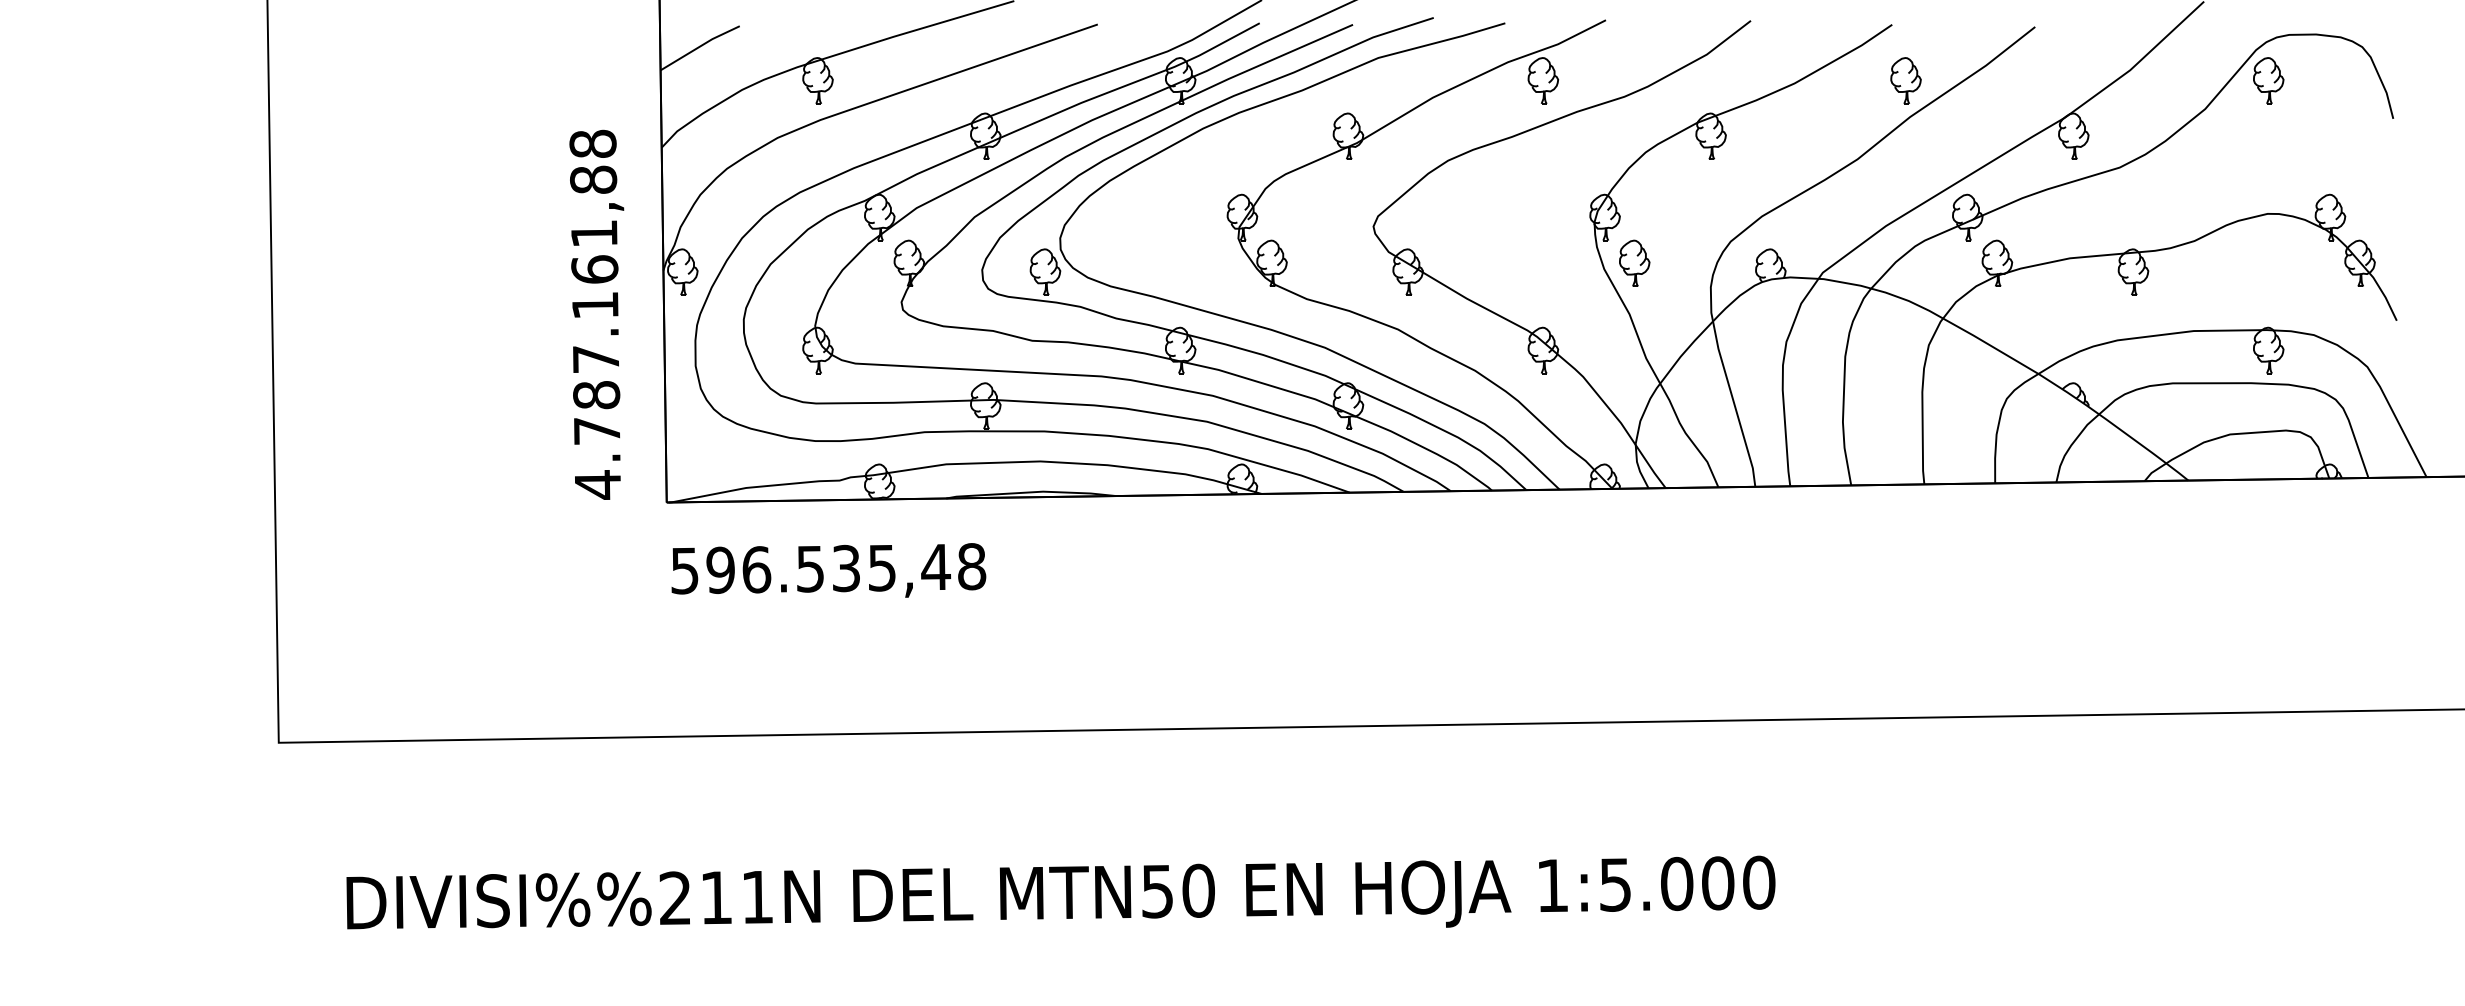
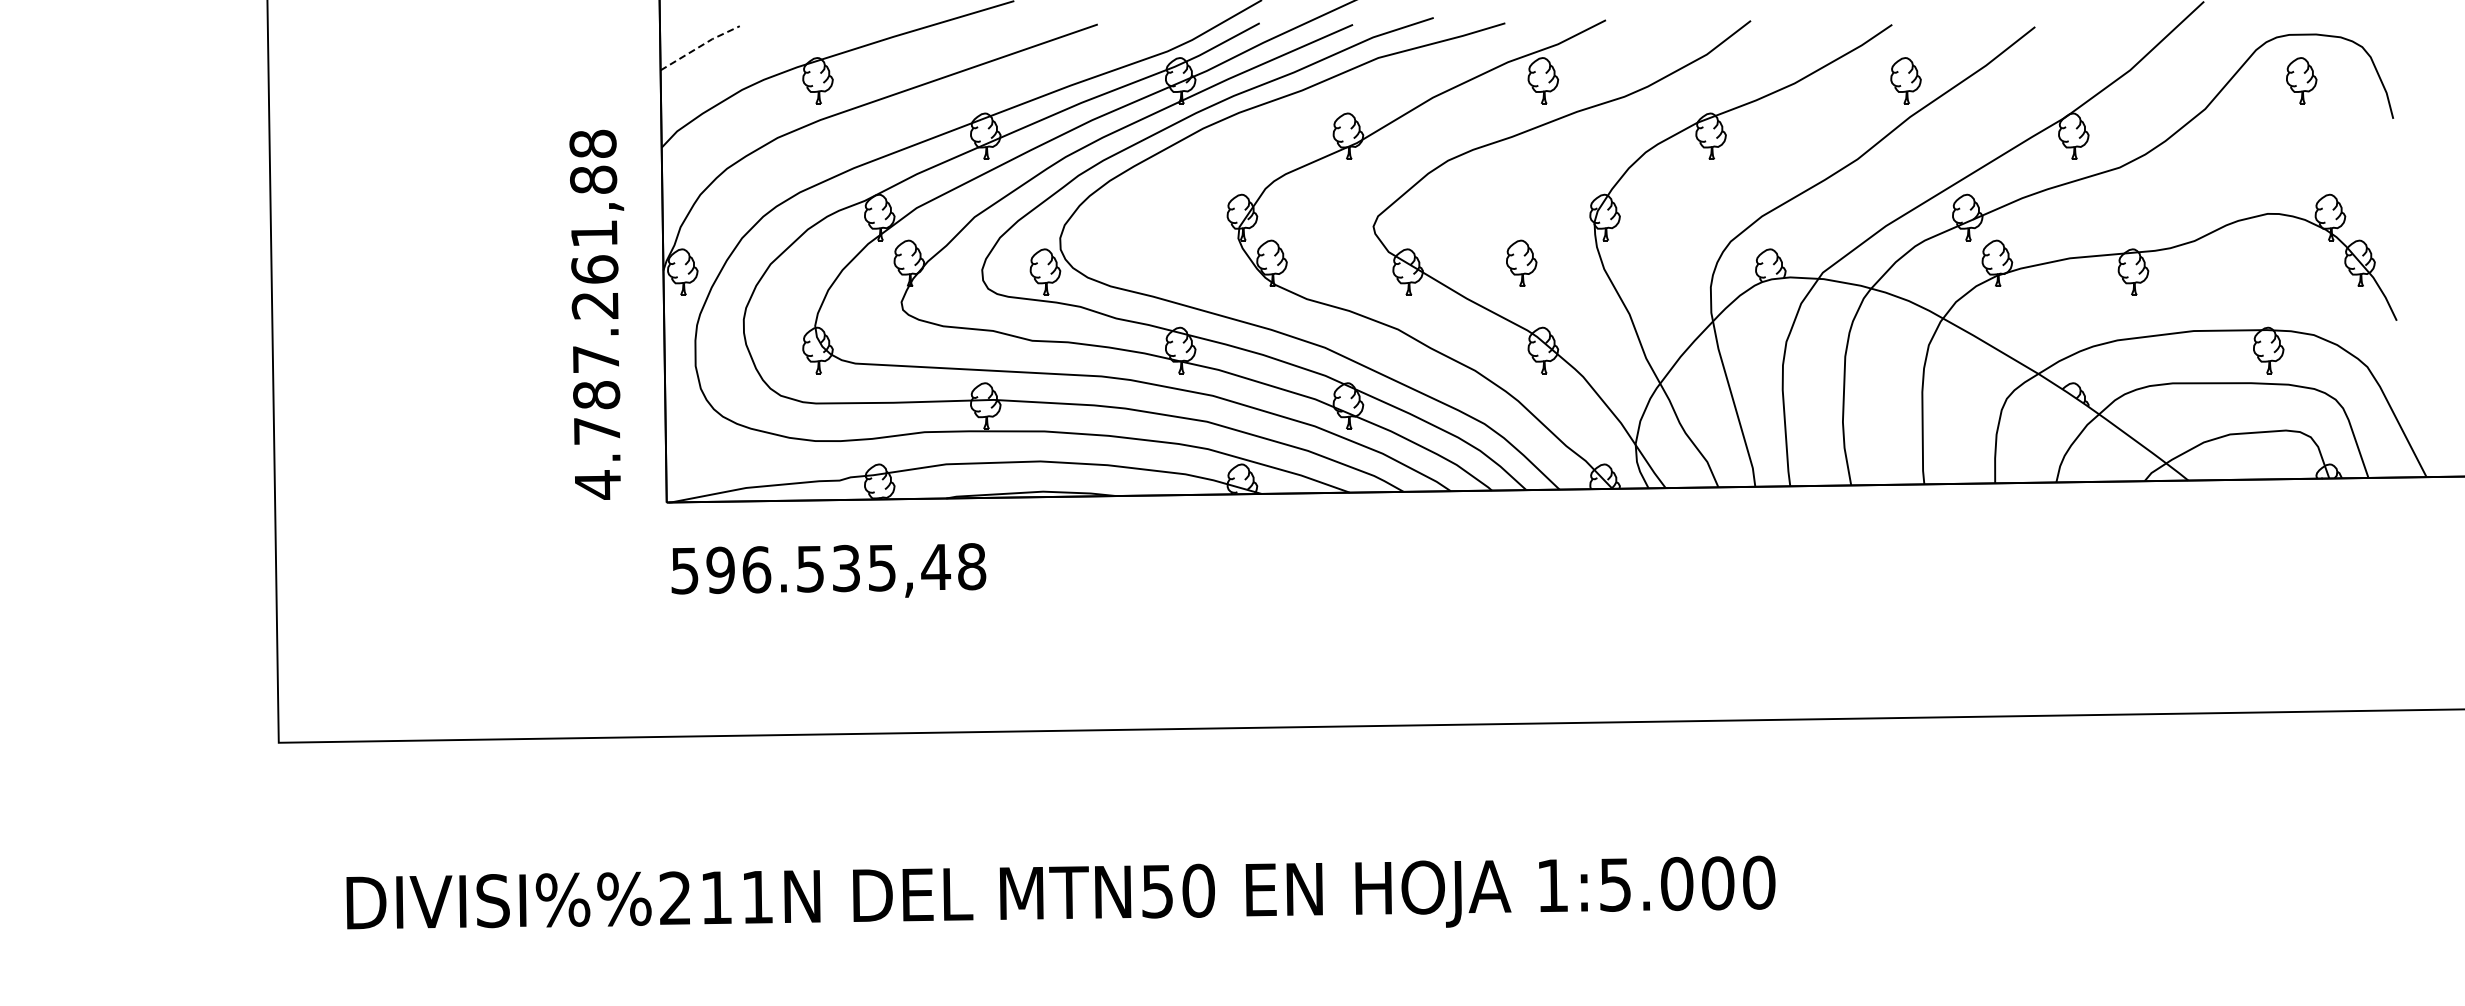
line: solid -> dashed (700, 46)
part position: (2268, 80) -> (2301, 80) (2301, 80)
part position: (1634, 262) -> (1521, 262) (1521, 262)
text: 4.787.161,88 -> 4.787.261,88 (594, 305)
